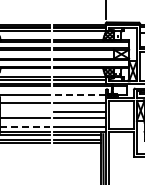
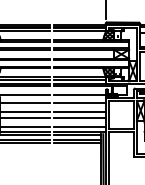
line: dashed -> solid (80, 95)
line: none -> present (25, 112)
line: dashed -> solid (24, 126)
